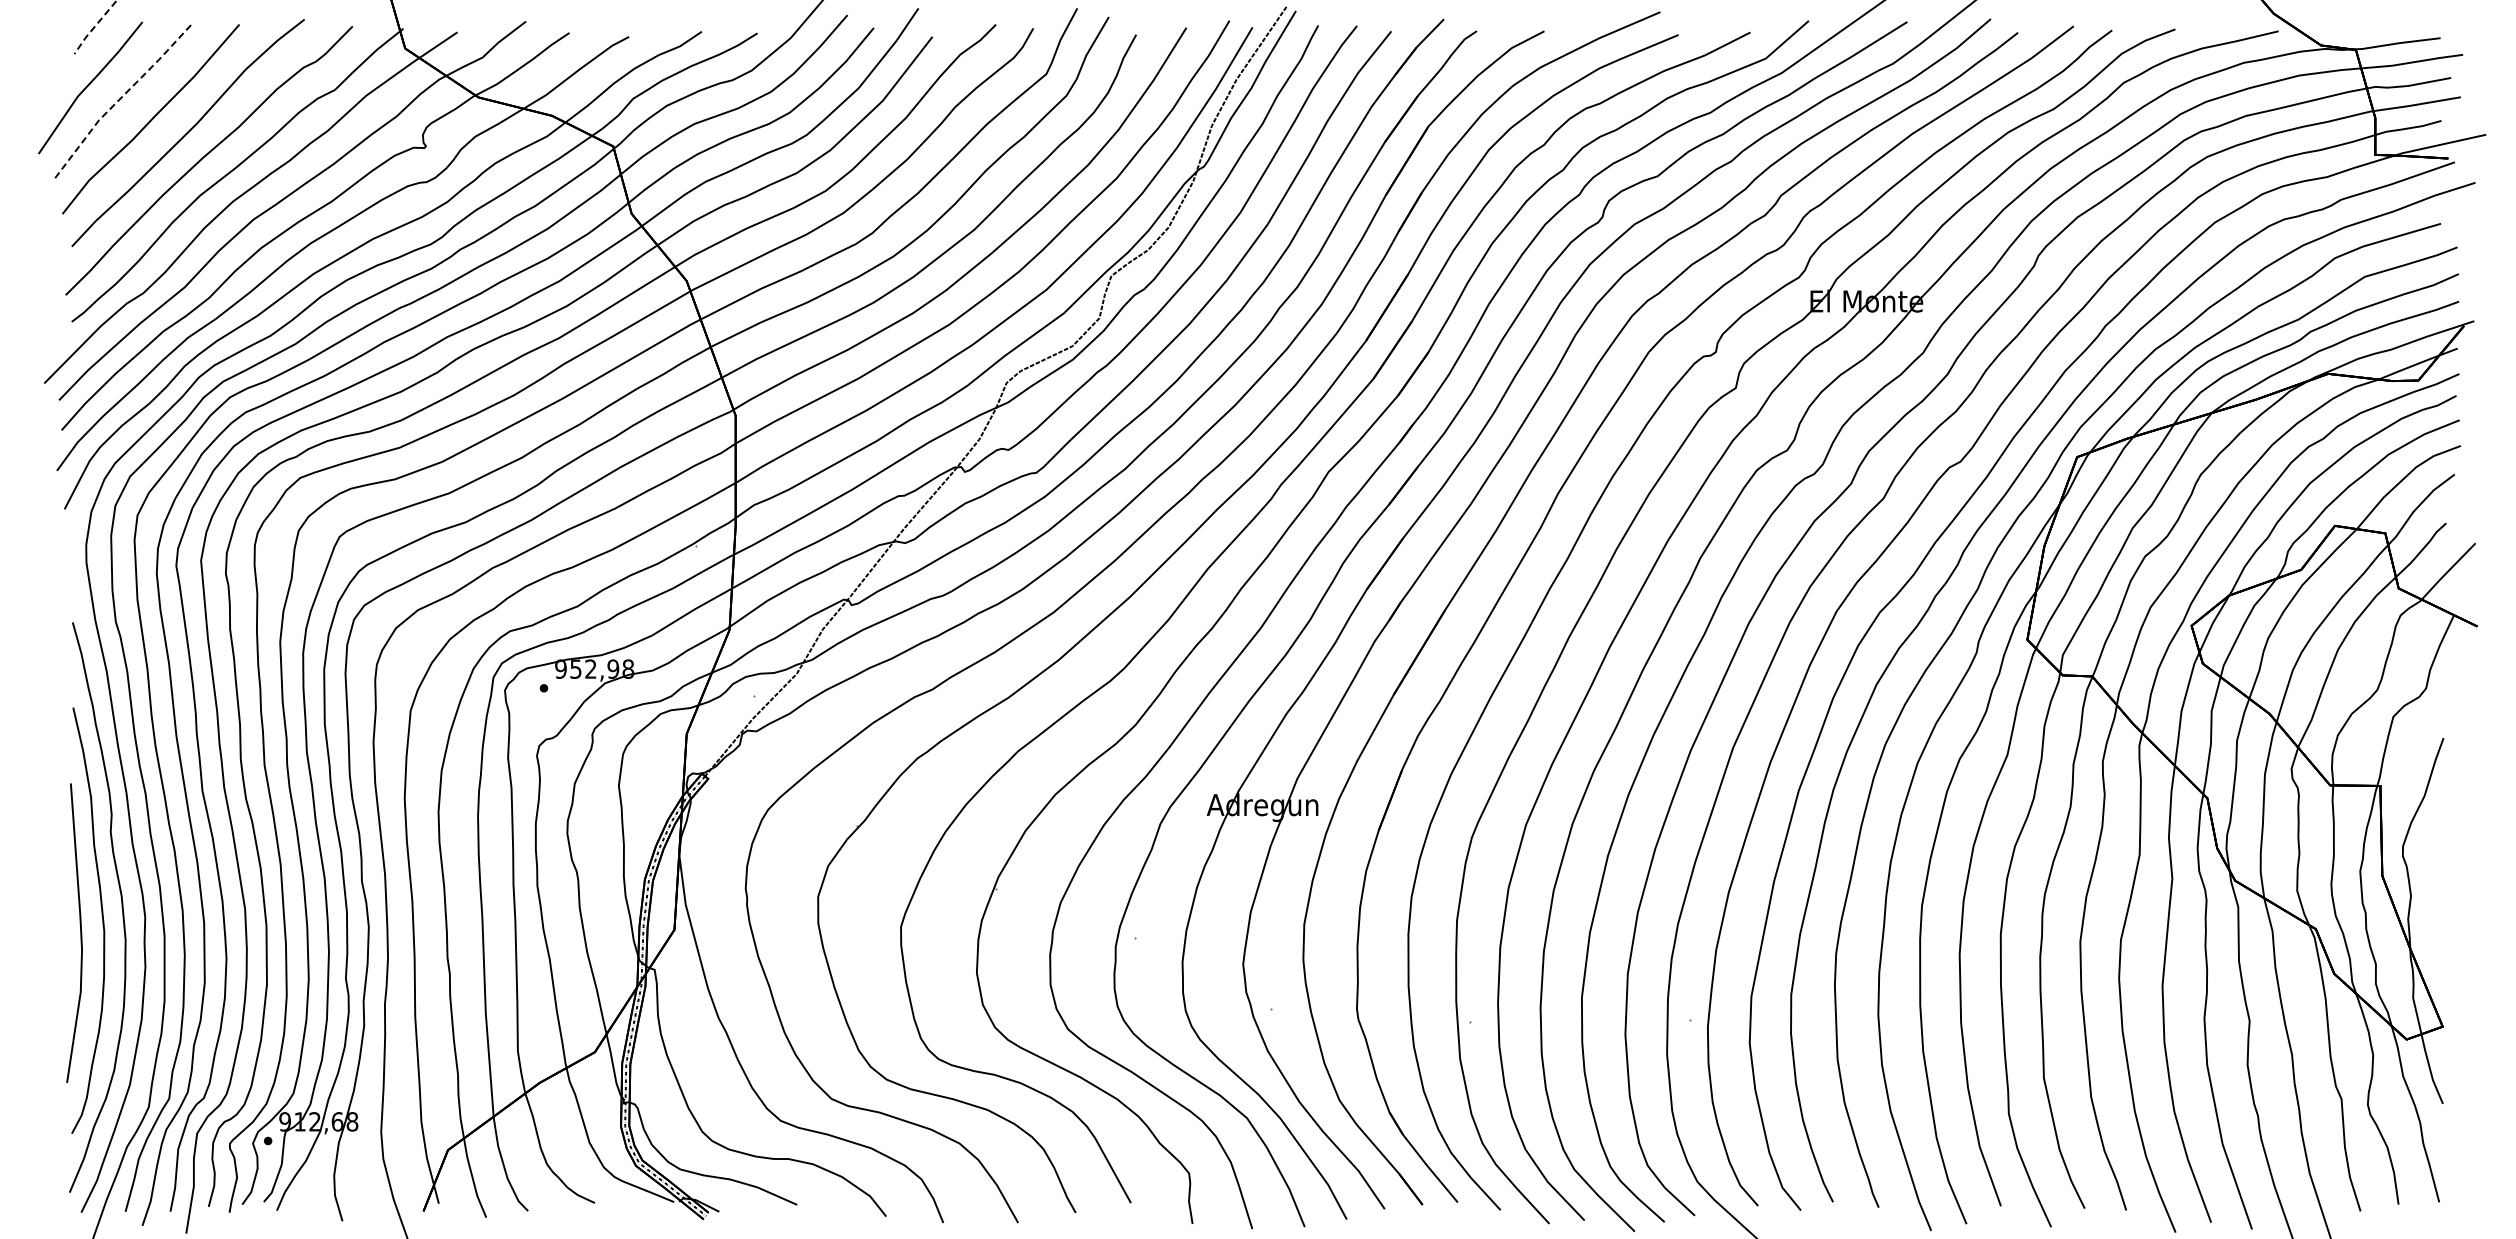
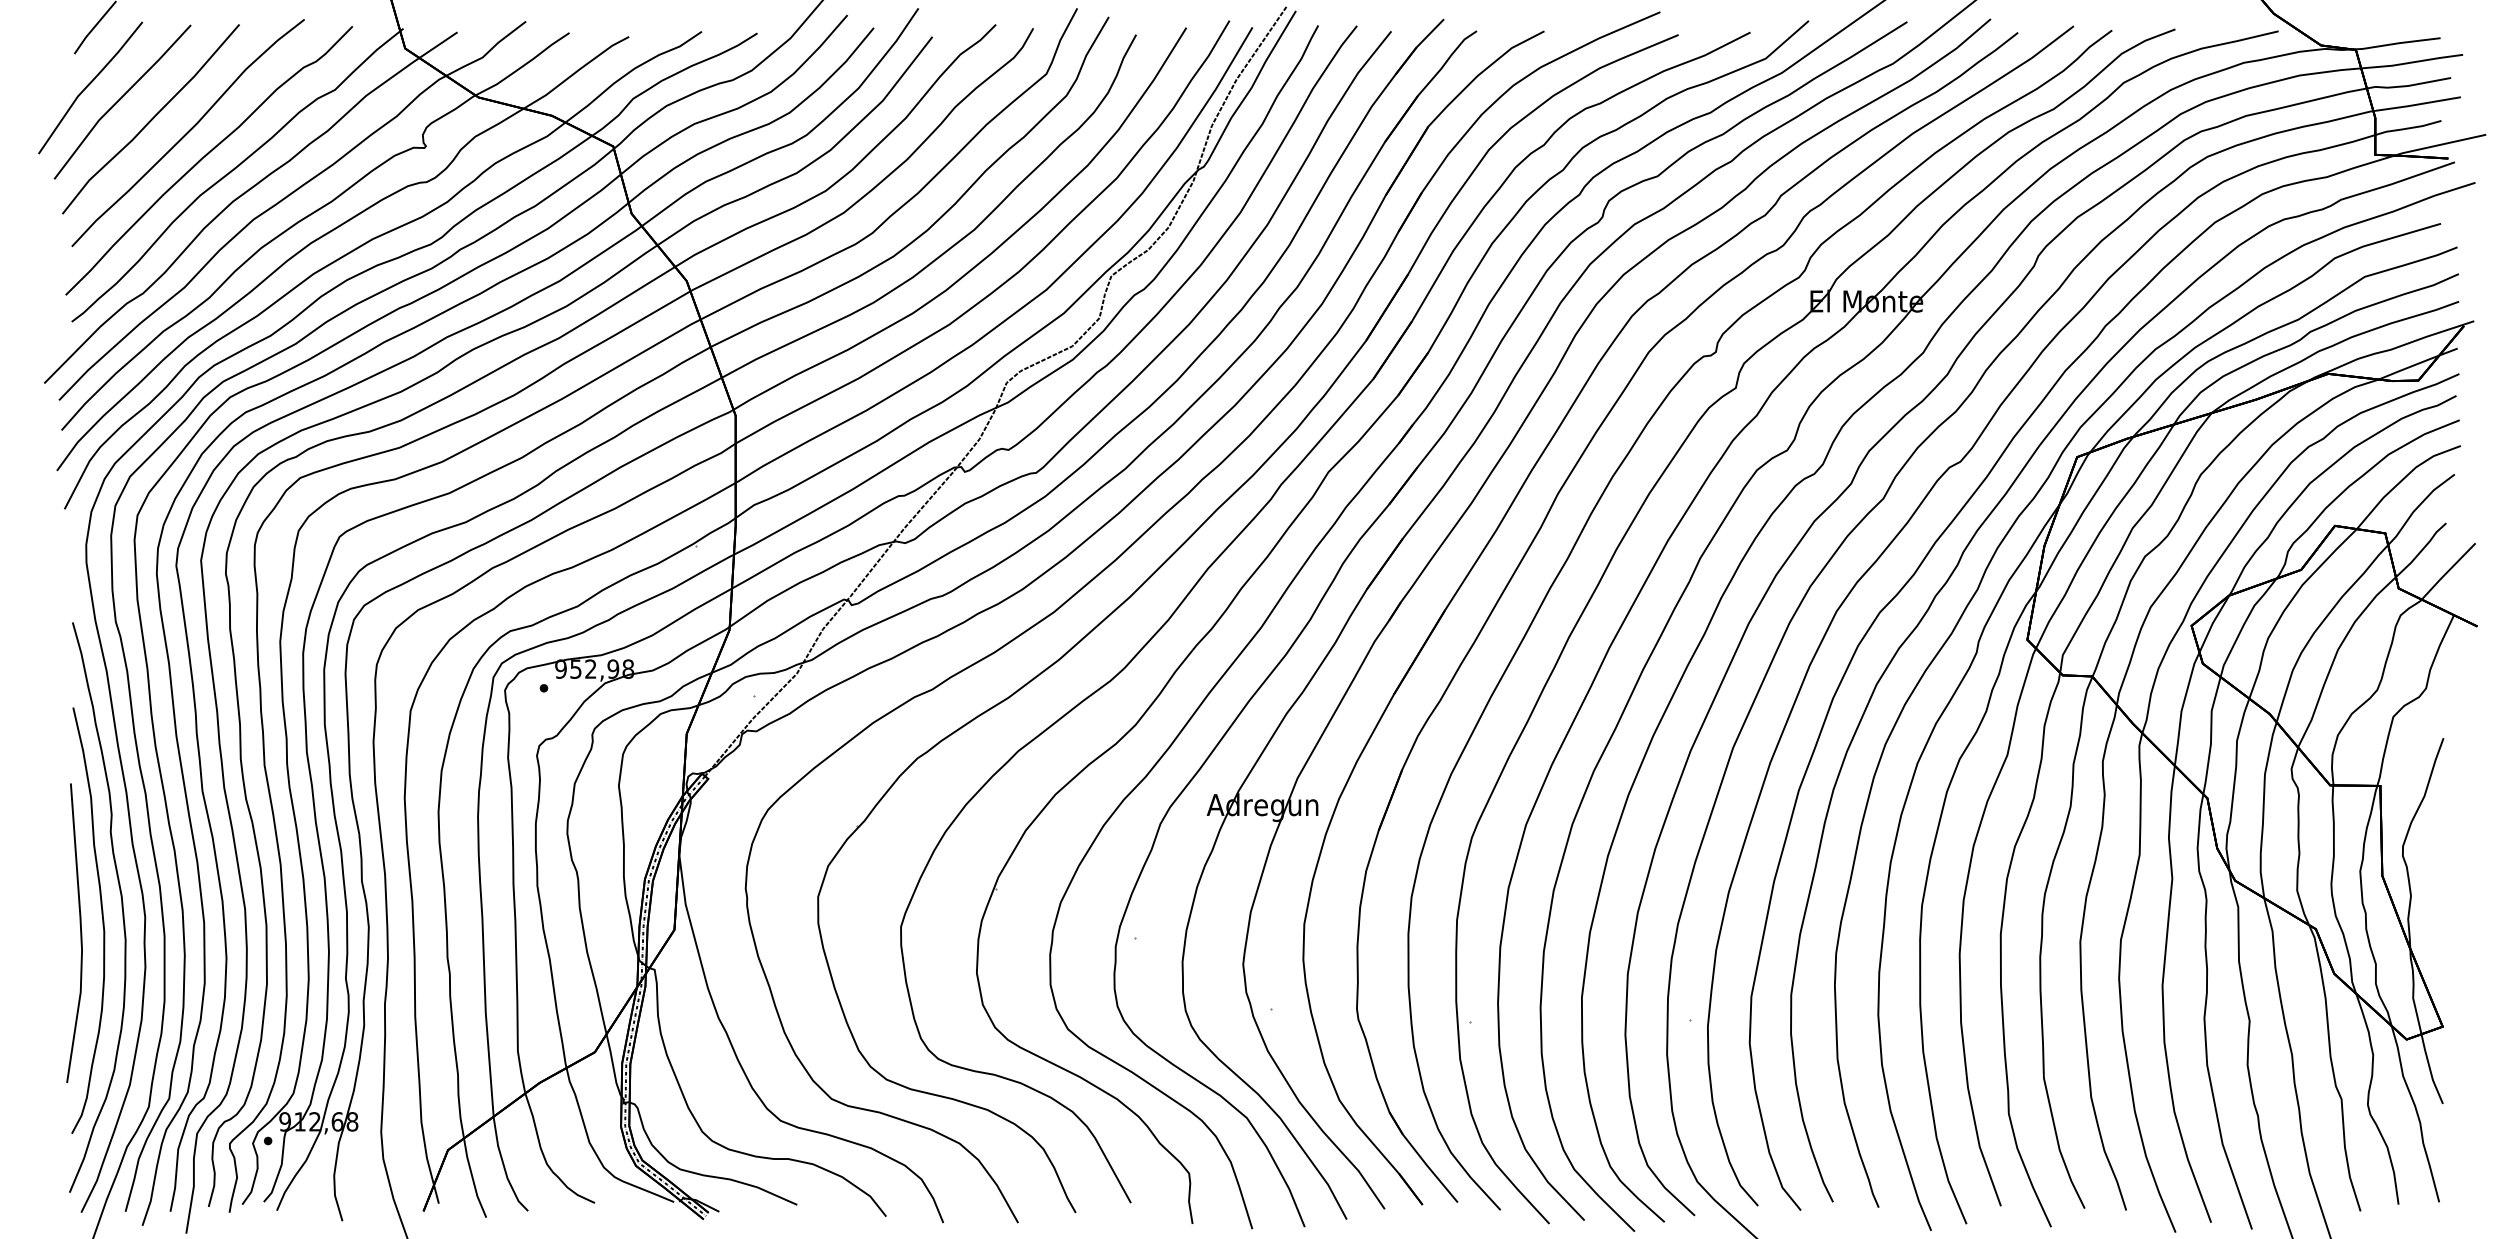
line: dashed -> solid (94, 27)
line: dashed -> solid (119, 99)
